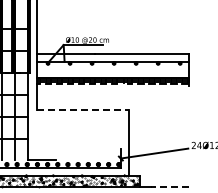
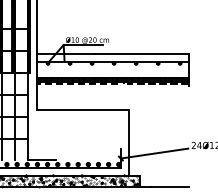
line: dashed -> solid (83, 109)
line: dashed -> solid (169, 186)
